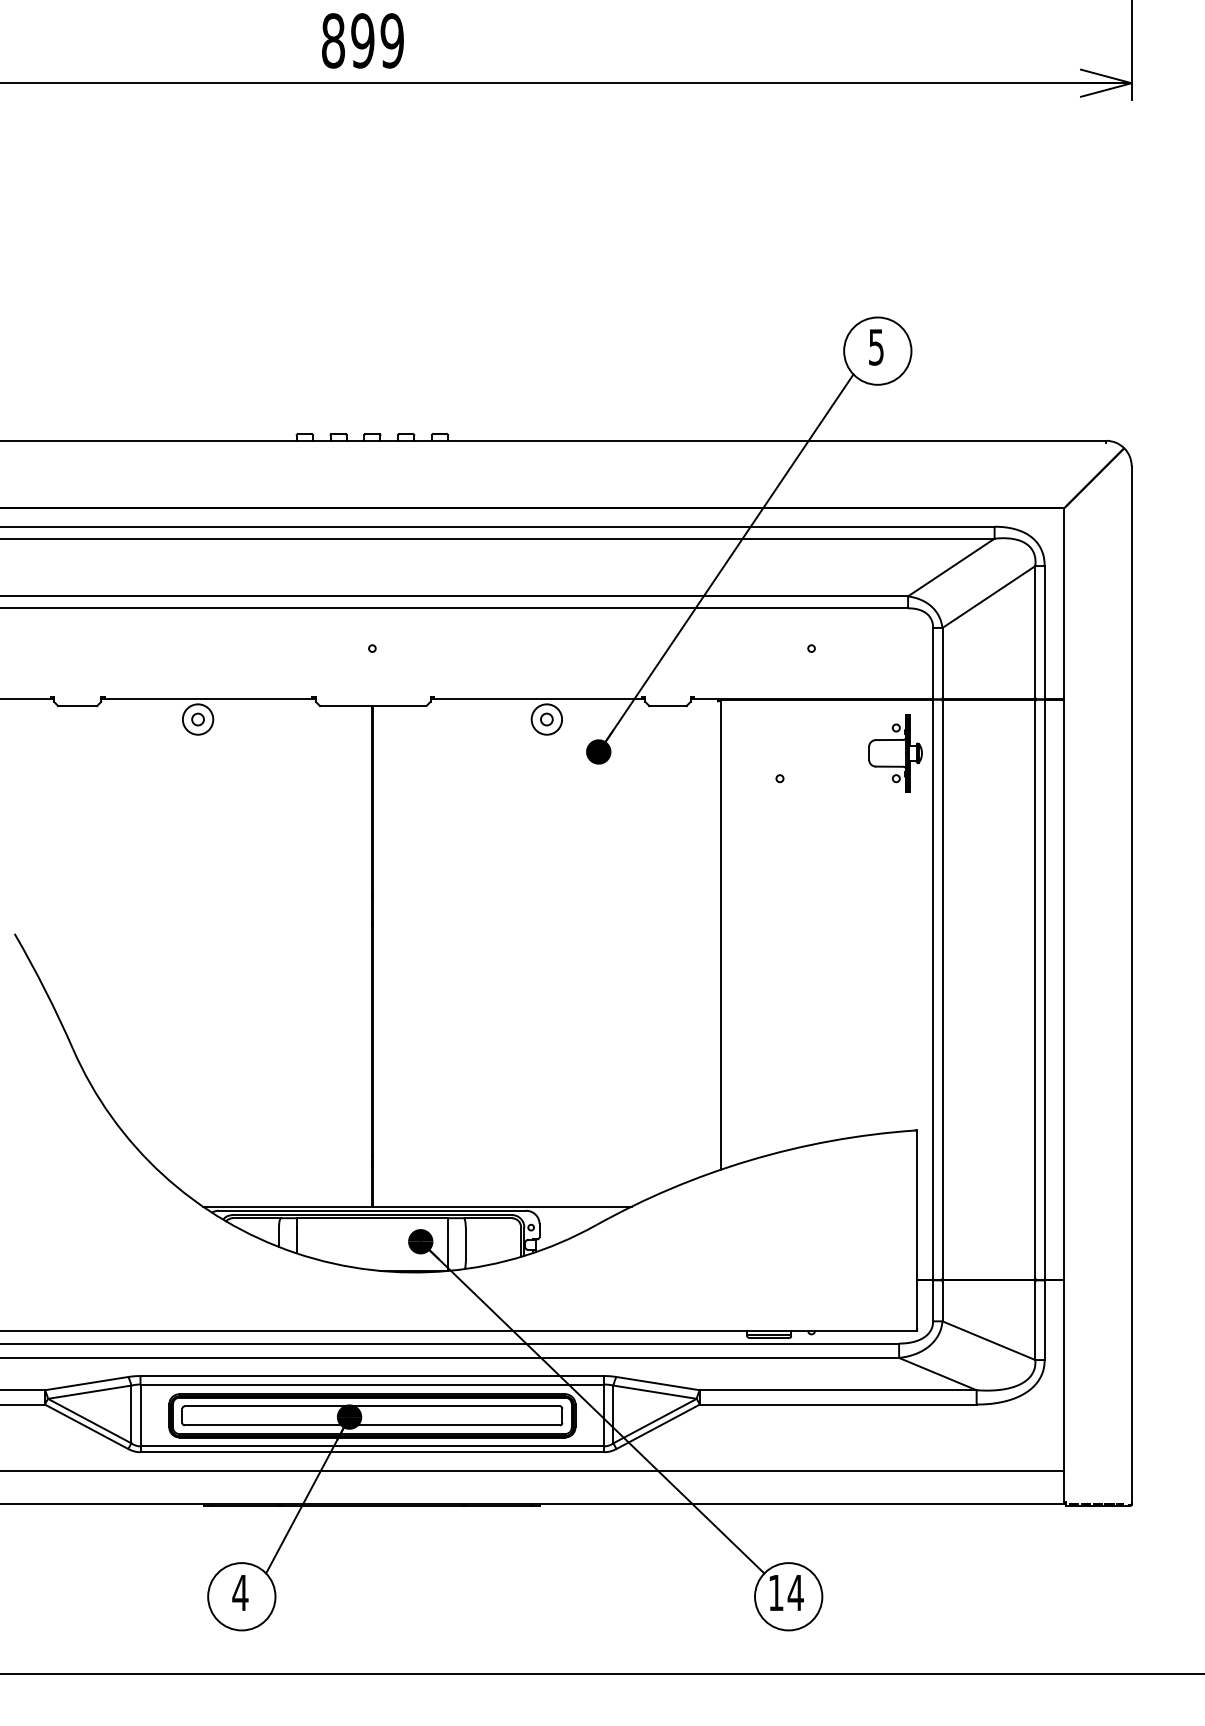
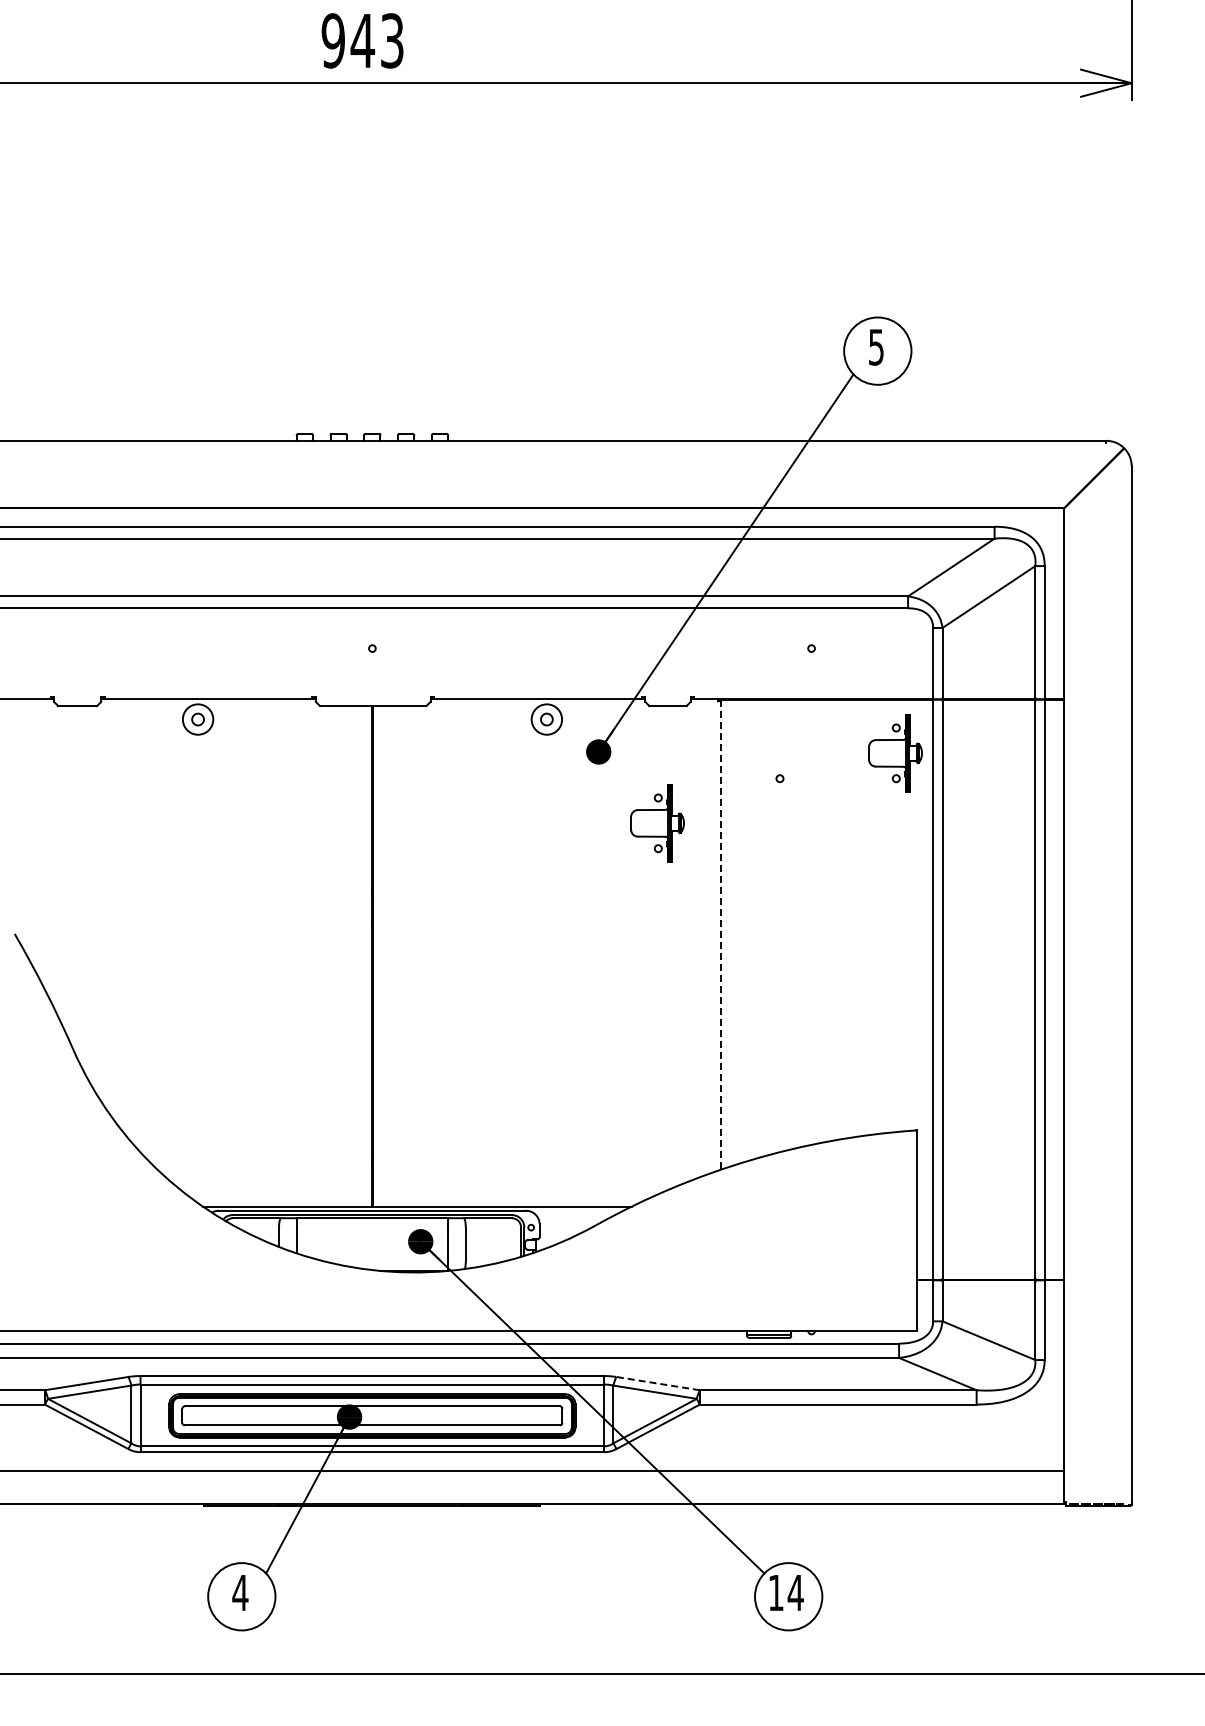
text: 899 -> 943 (362, 40)
part: none -> present (657, 823)
line: solid -> dashed (720, 934)
line: solid -> dashed (657, 1383)
